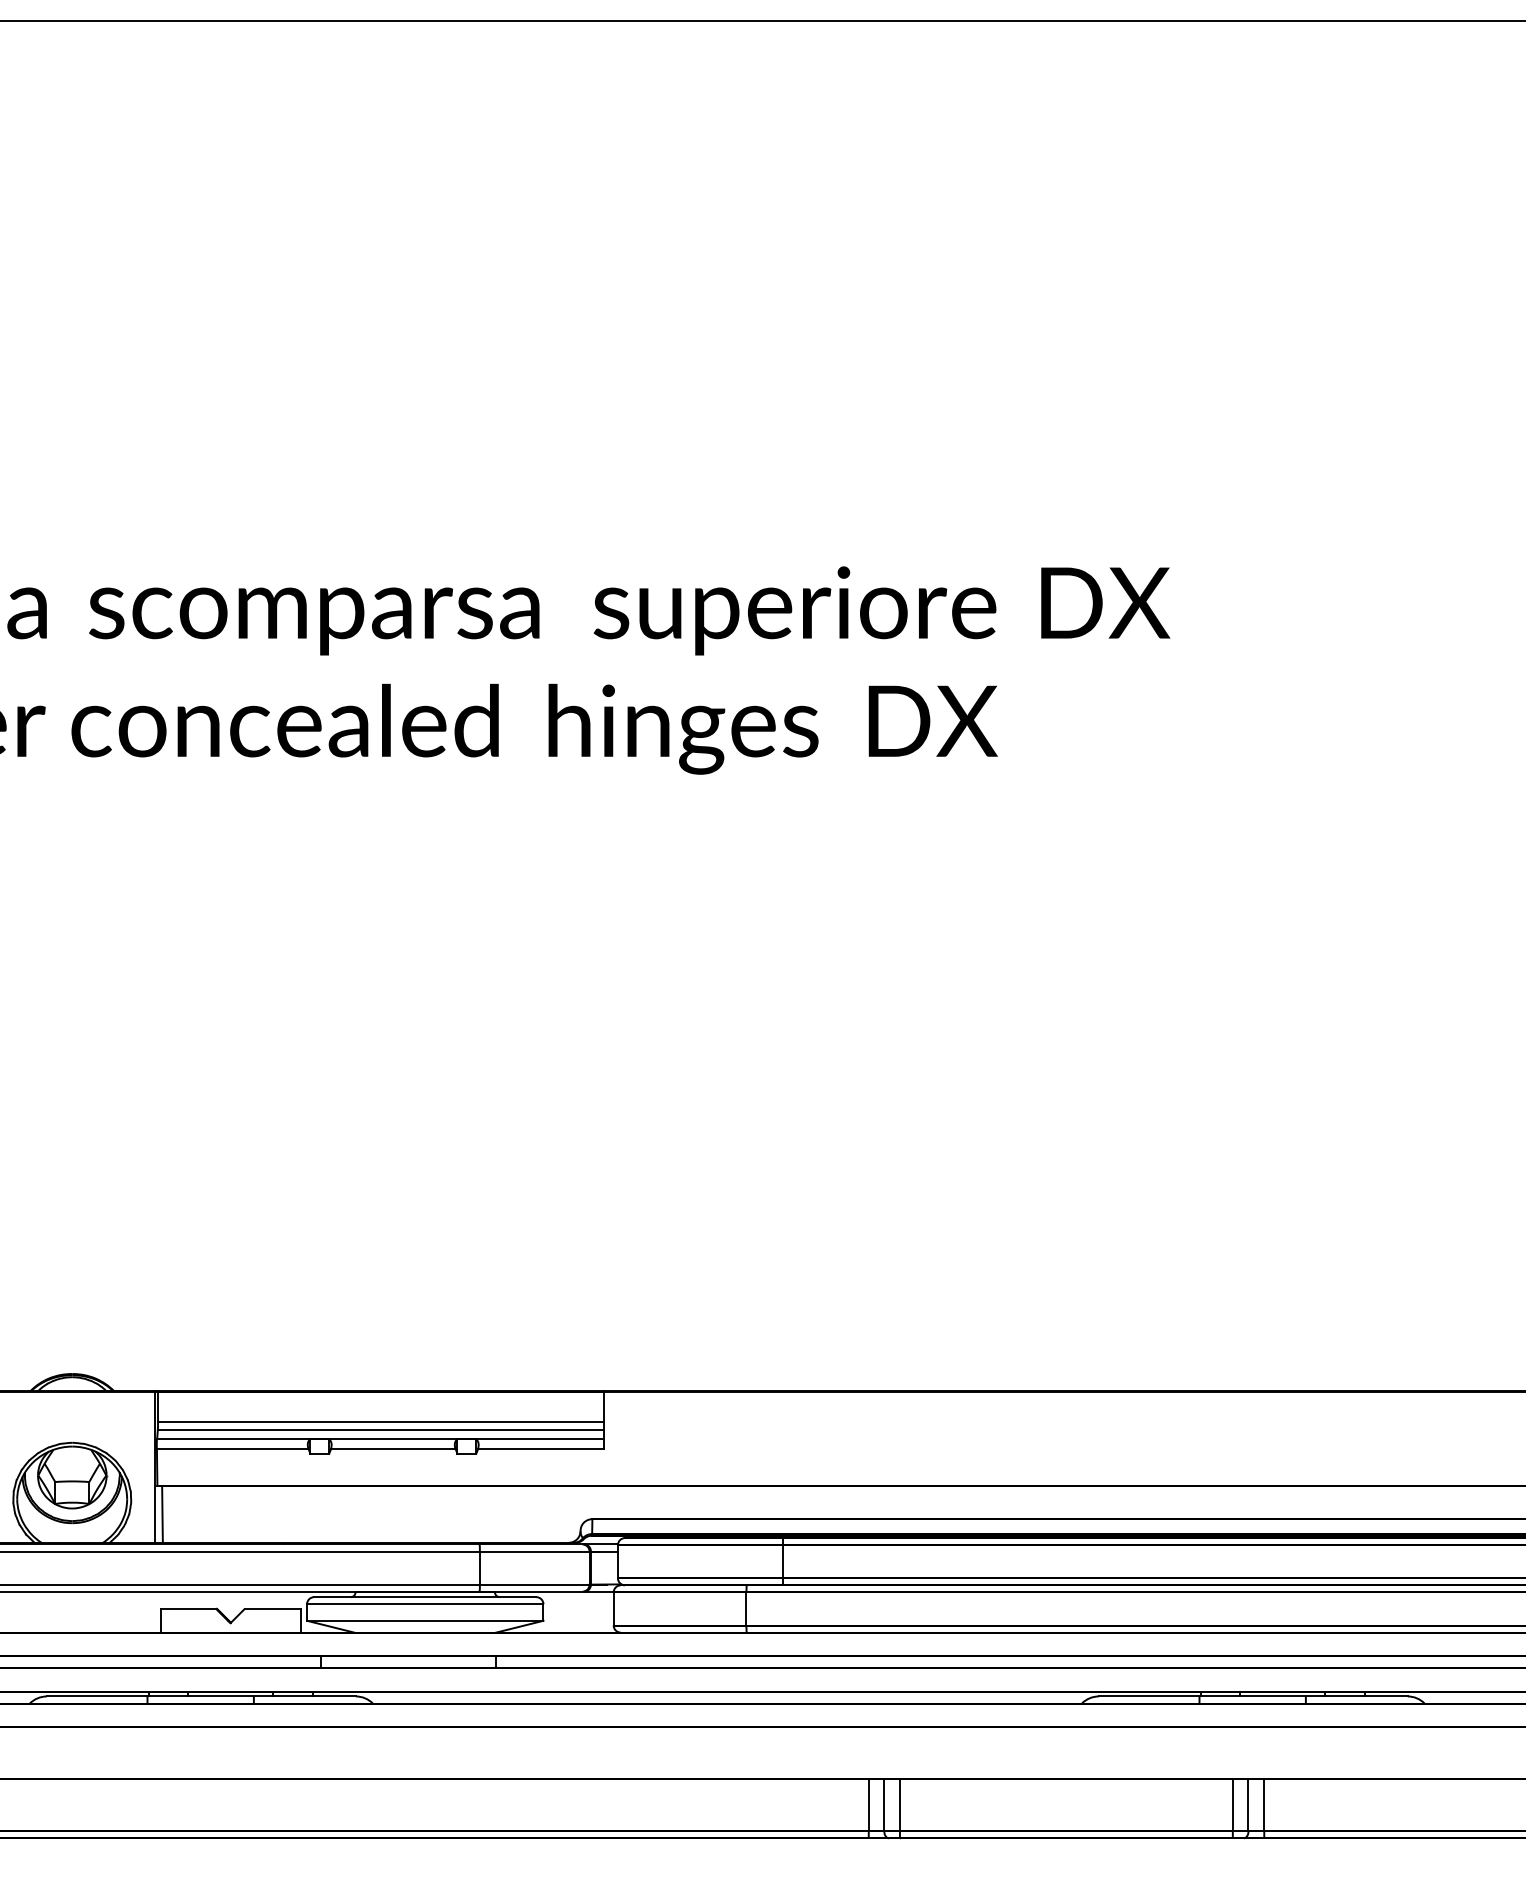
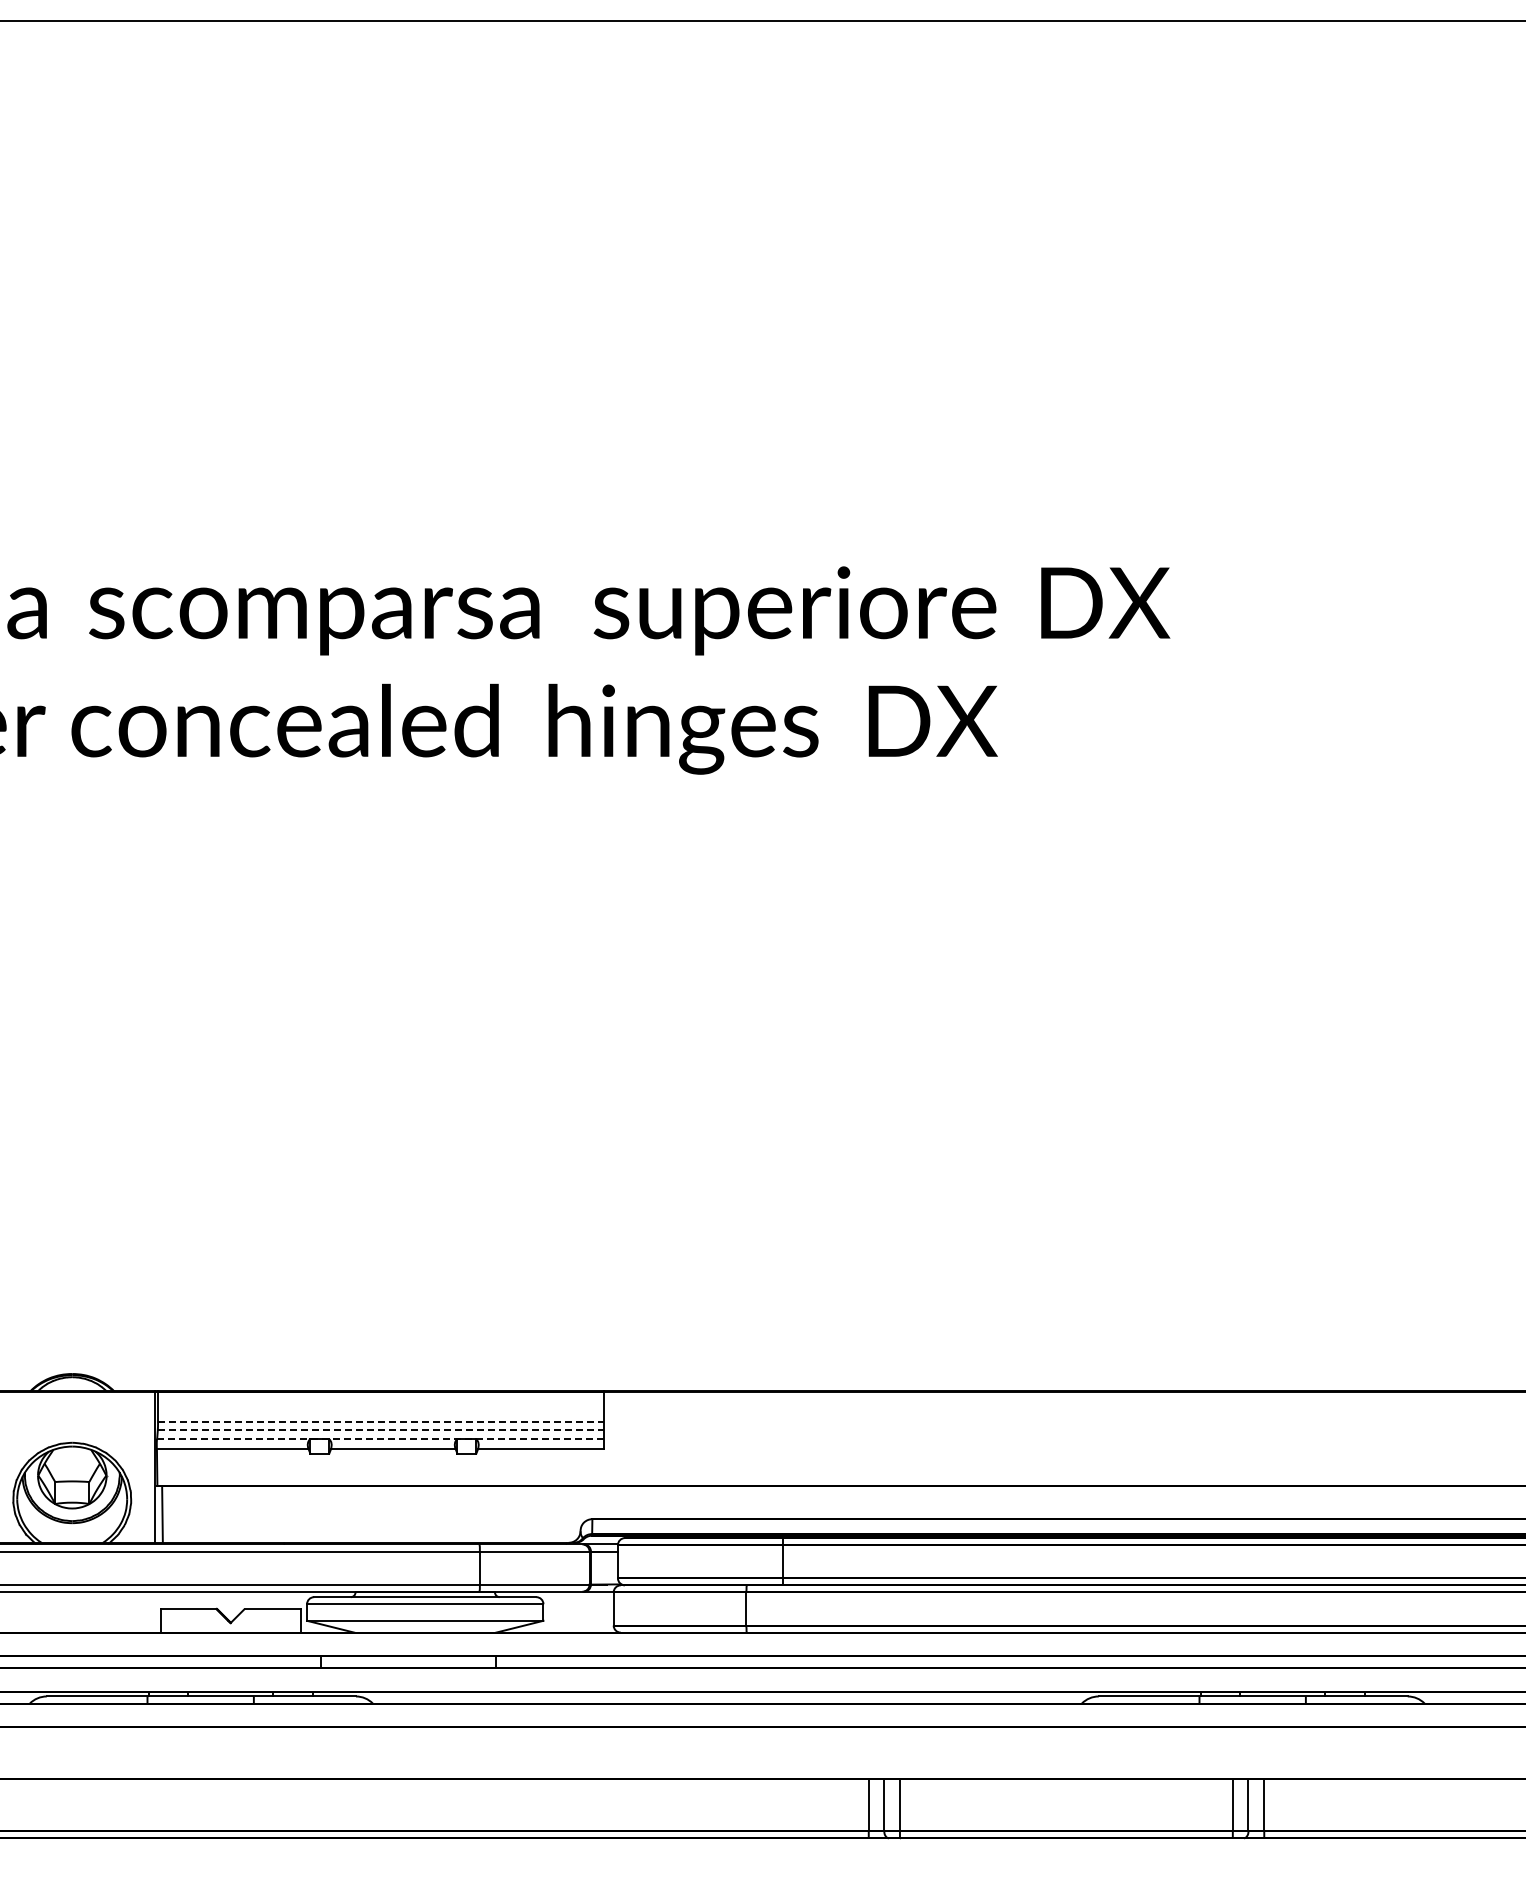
line: solid -> dashed (381, 1422)
line: solid -> dashed (381, 1429)
line: solid -> dashed (380, 1438)
